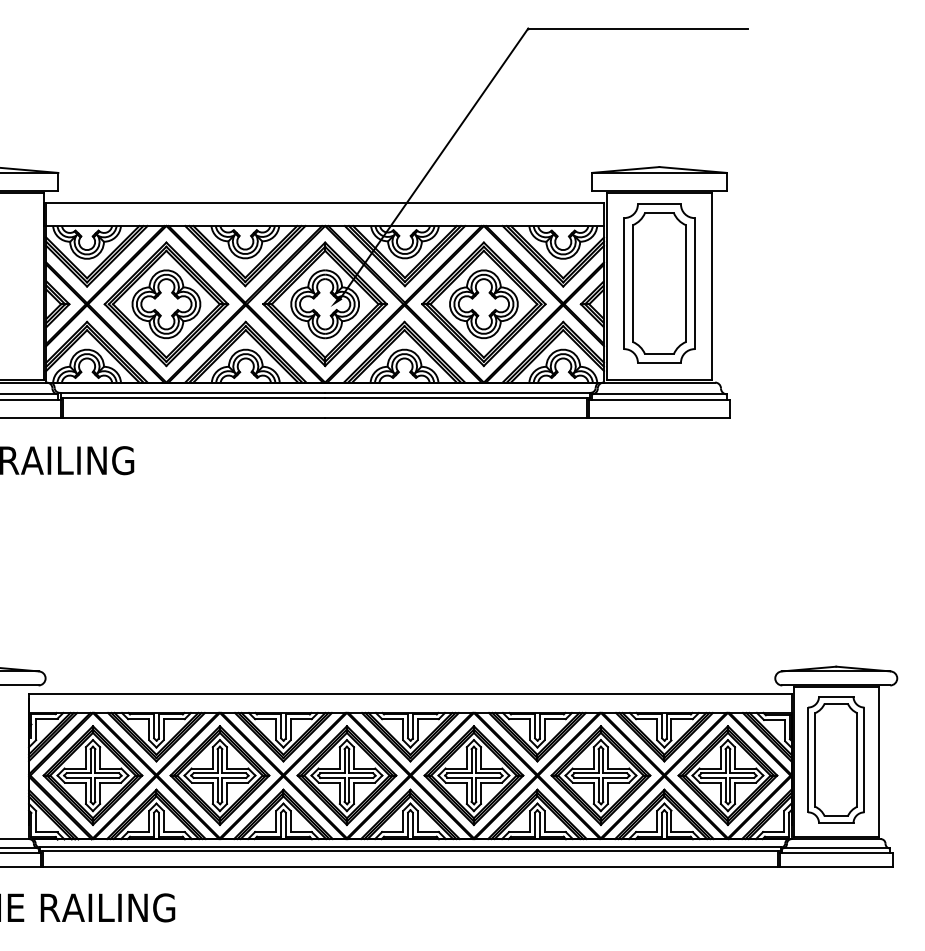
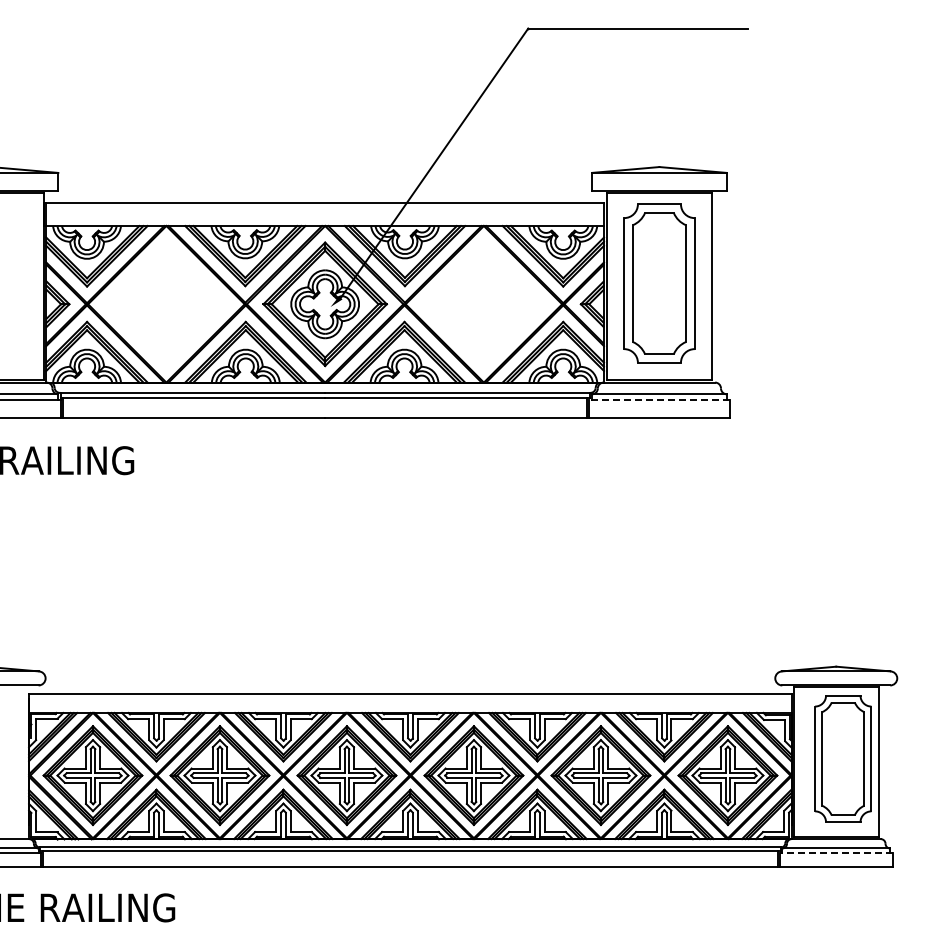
part: present -> none (166, 304)
part: present -> none (483, 304)
line: solid -> dashed (658, 400)
part position: (835, 759) -> (842, 758) (842, 758)
line: solid -> dashed (835, 853)
